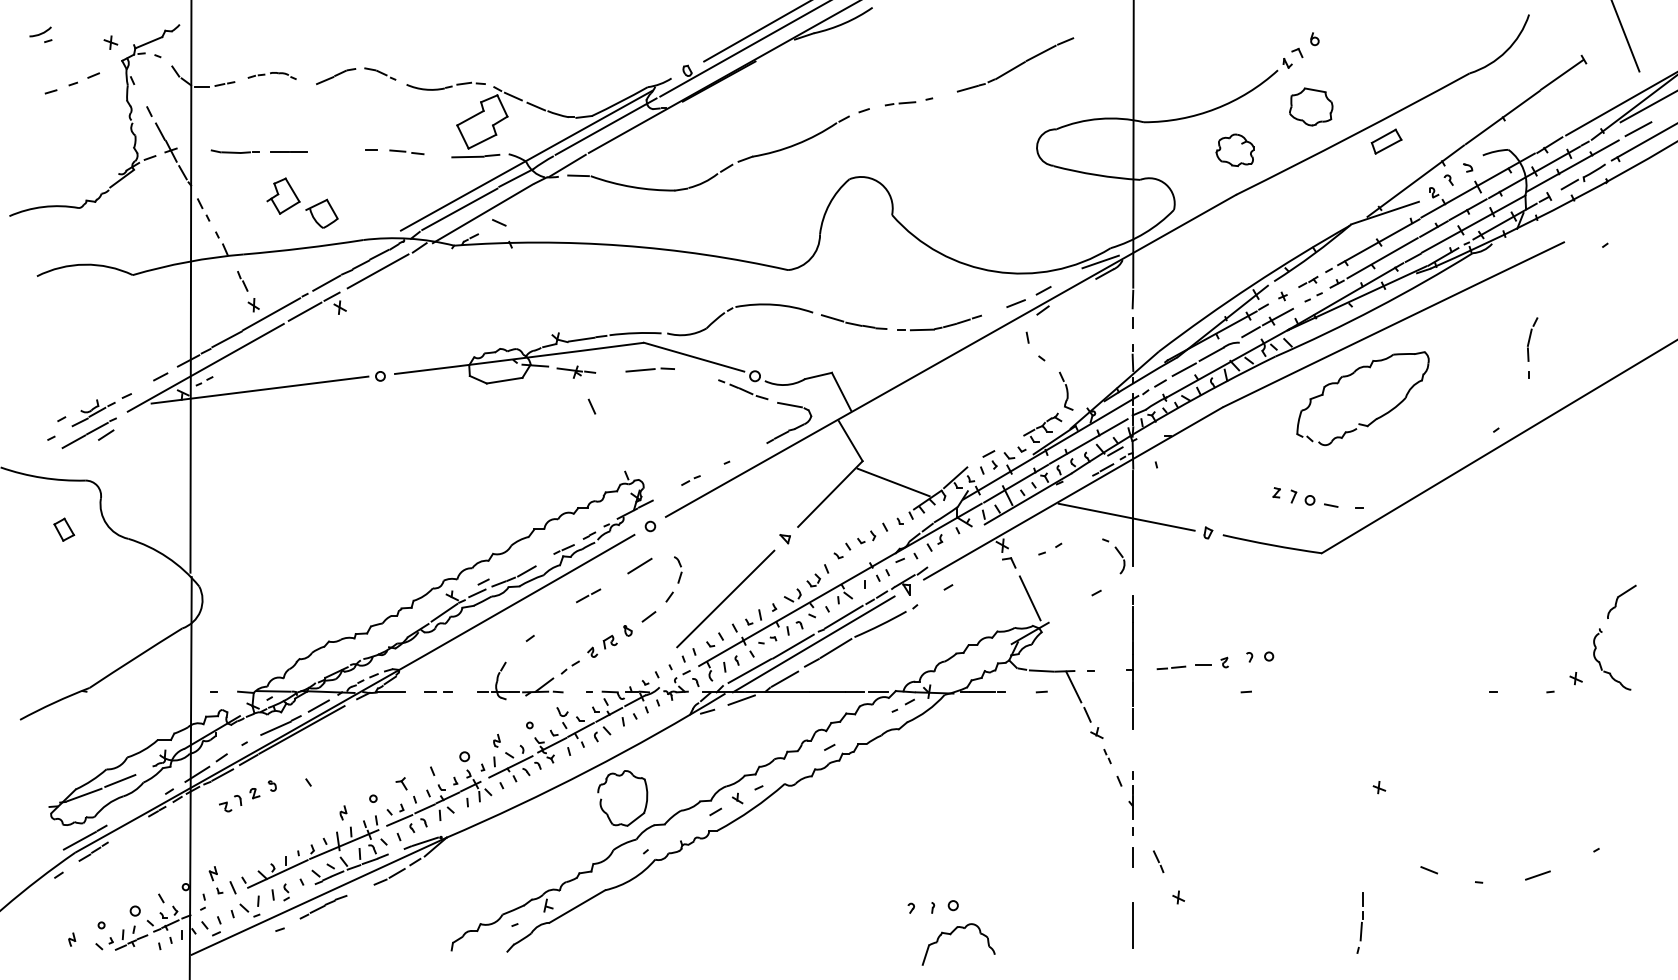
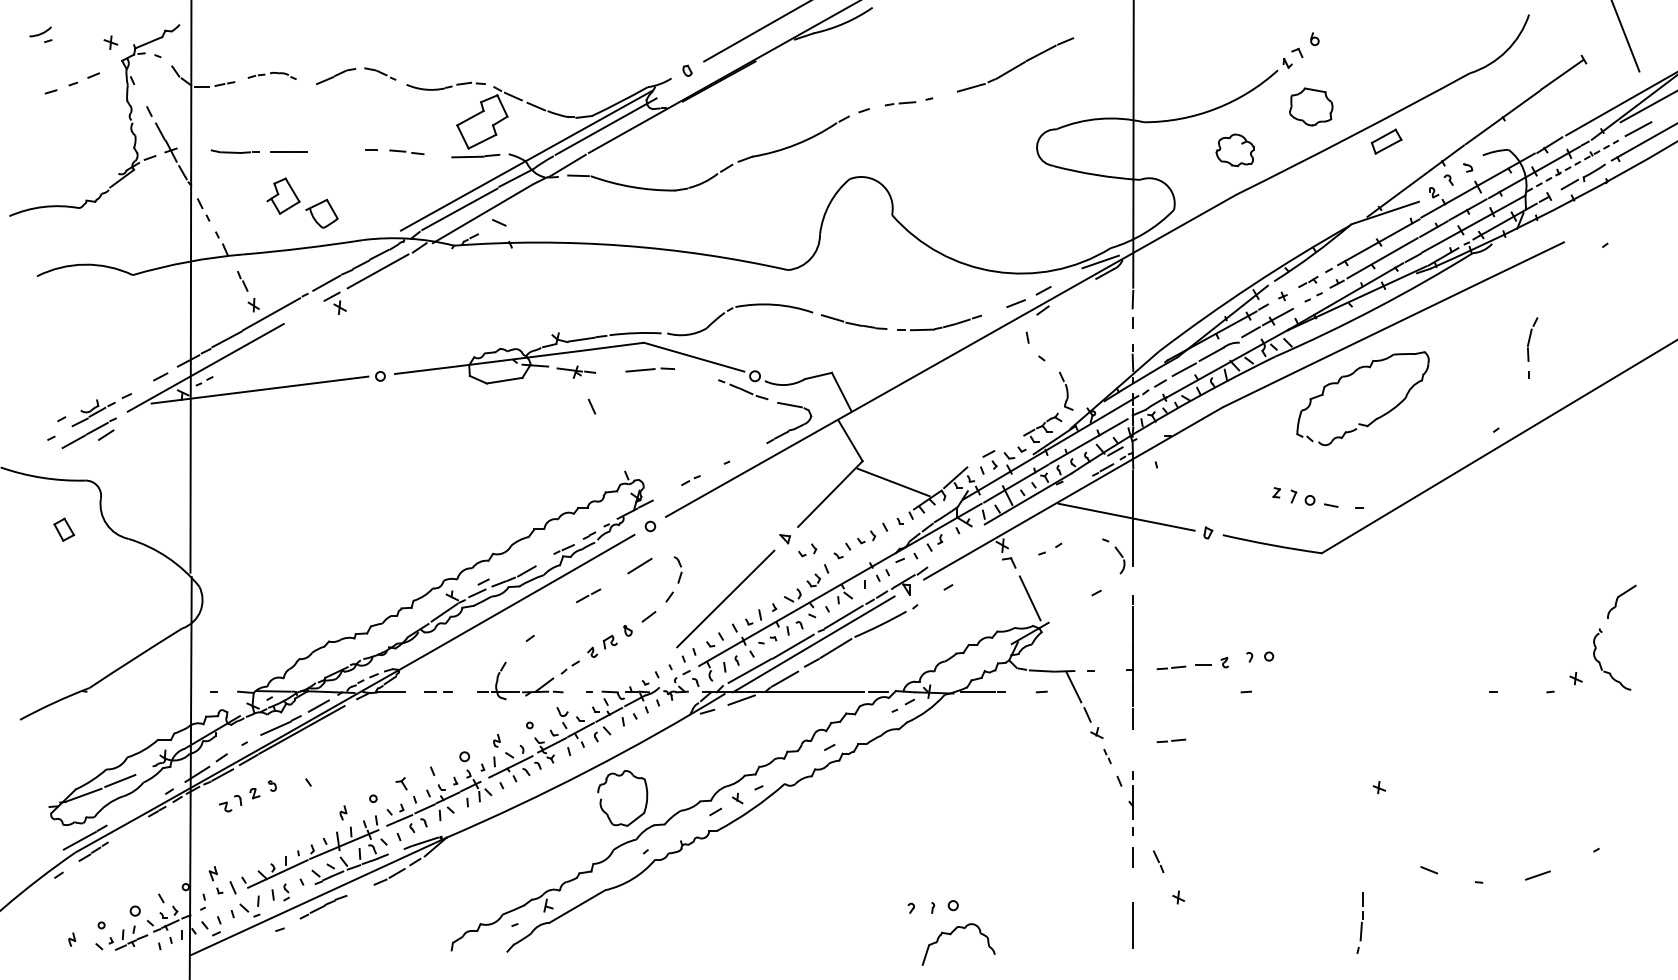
line: present -> none (743, 49)
line: solid -> dashed (1572, 166)
line: present -> none (304, 311)
part: none -> present (807, 550)
line: none -> present (1171, 740)
